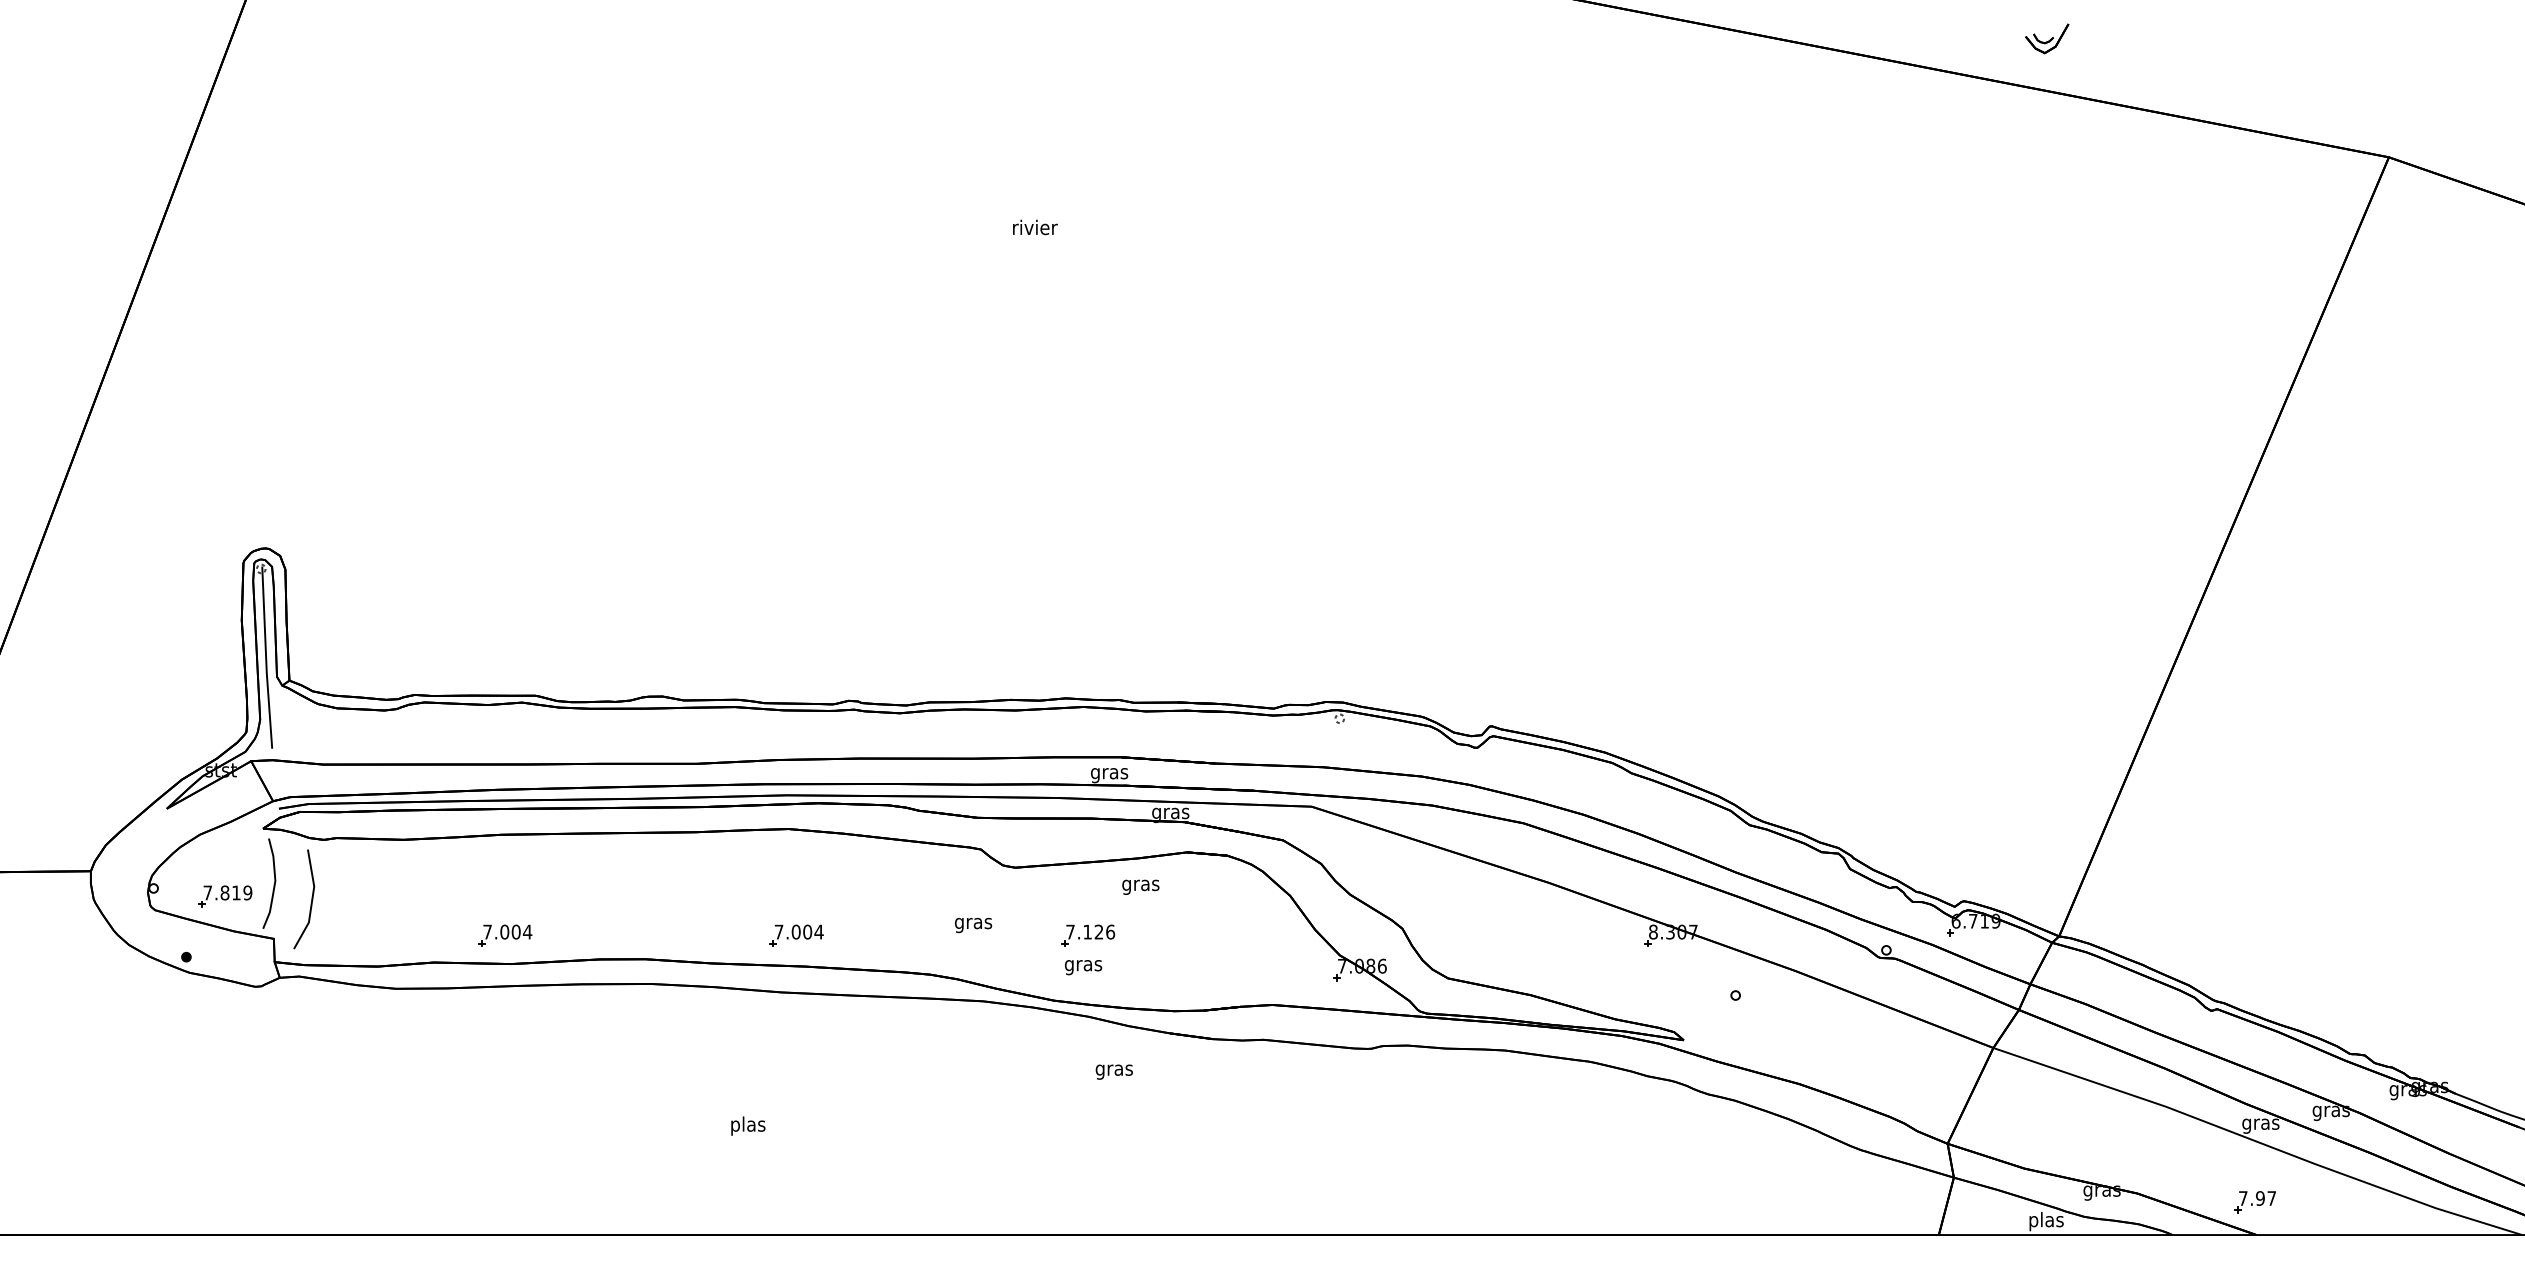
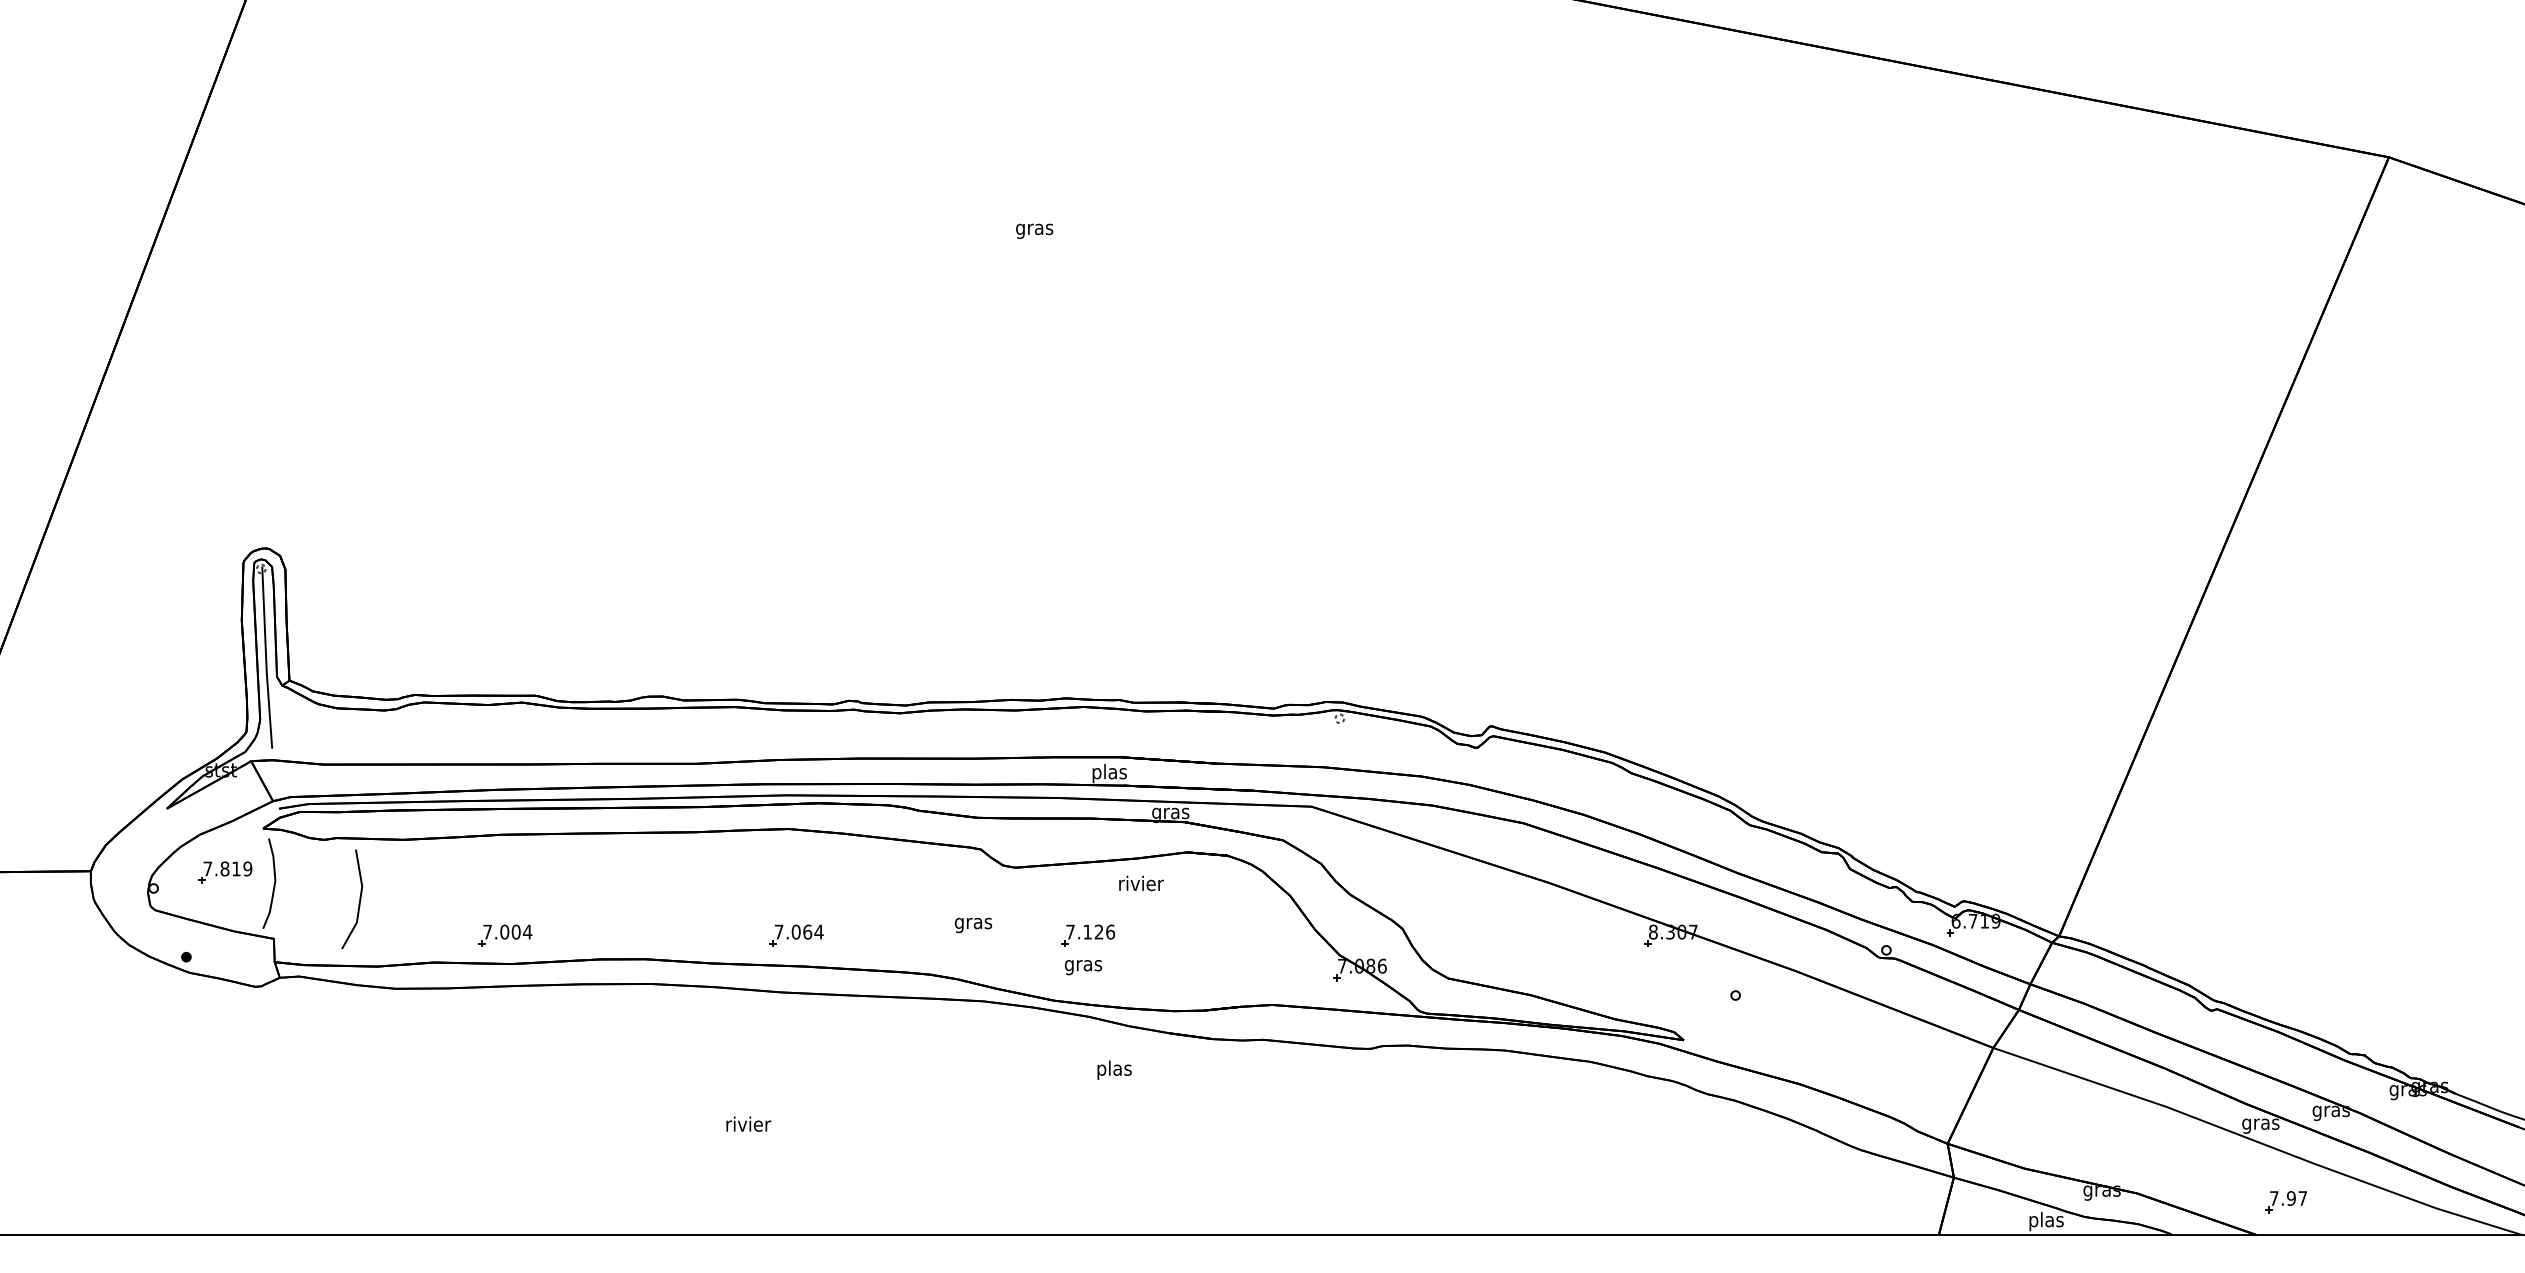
part: present -> none (2047, 38)
text: rivier -> gras (1035, 228)
text: gras -> plas (1109, 773)
text: gras -> rivier (1141, 884)
part position: (225, 896) -> (225, 872) (225, 872)
line position: (311, 899) -> (359, 899) (359, 899)
text: 7.004 -> 7.064 (807, 931)
text: gras -> plas (1113, 1069)
text: plas -> rivier (748, 1125)
part position: (2254, 1202) -> (2285, 1202) (2285, 1202)
